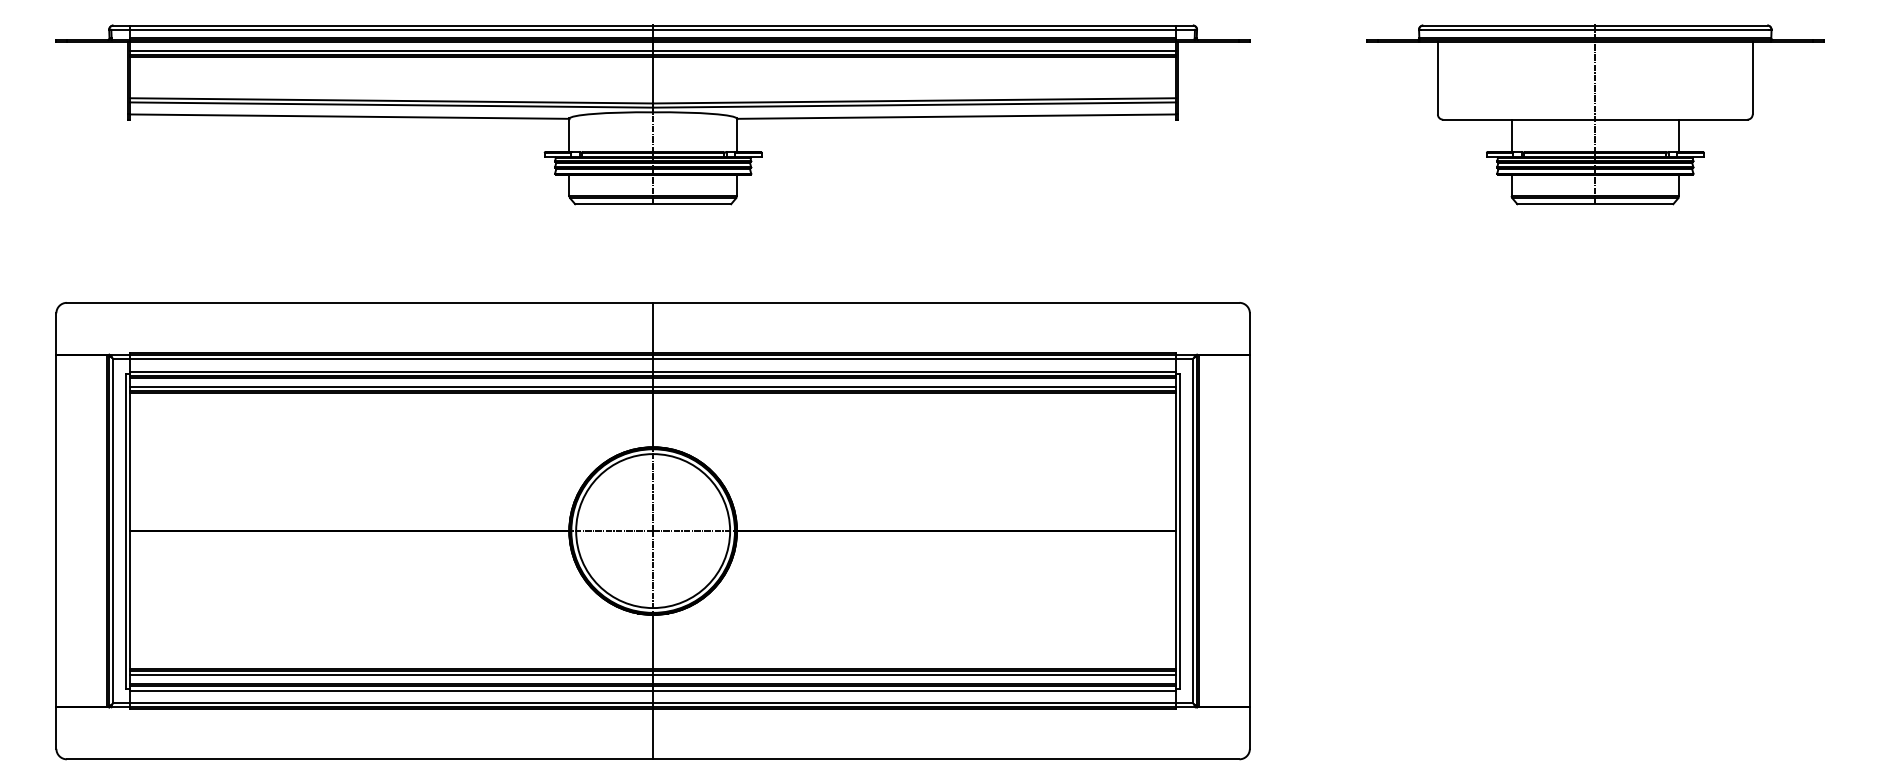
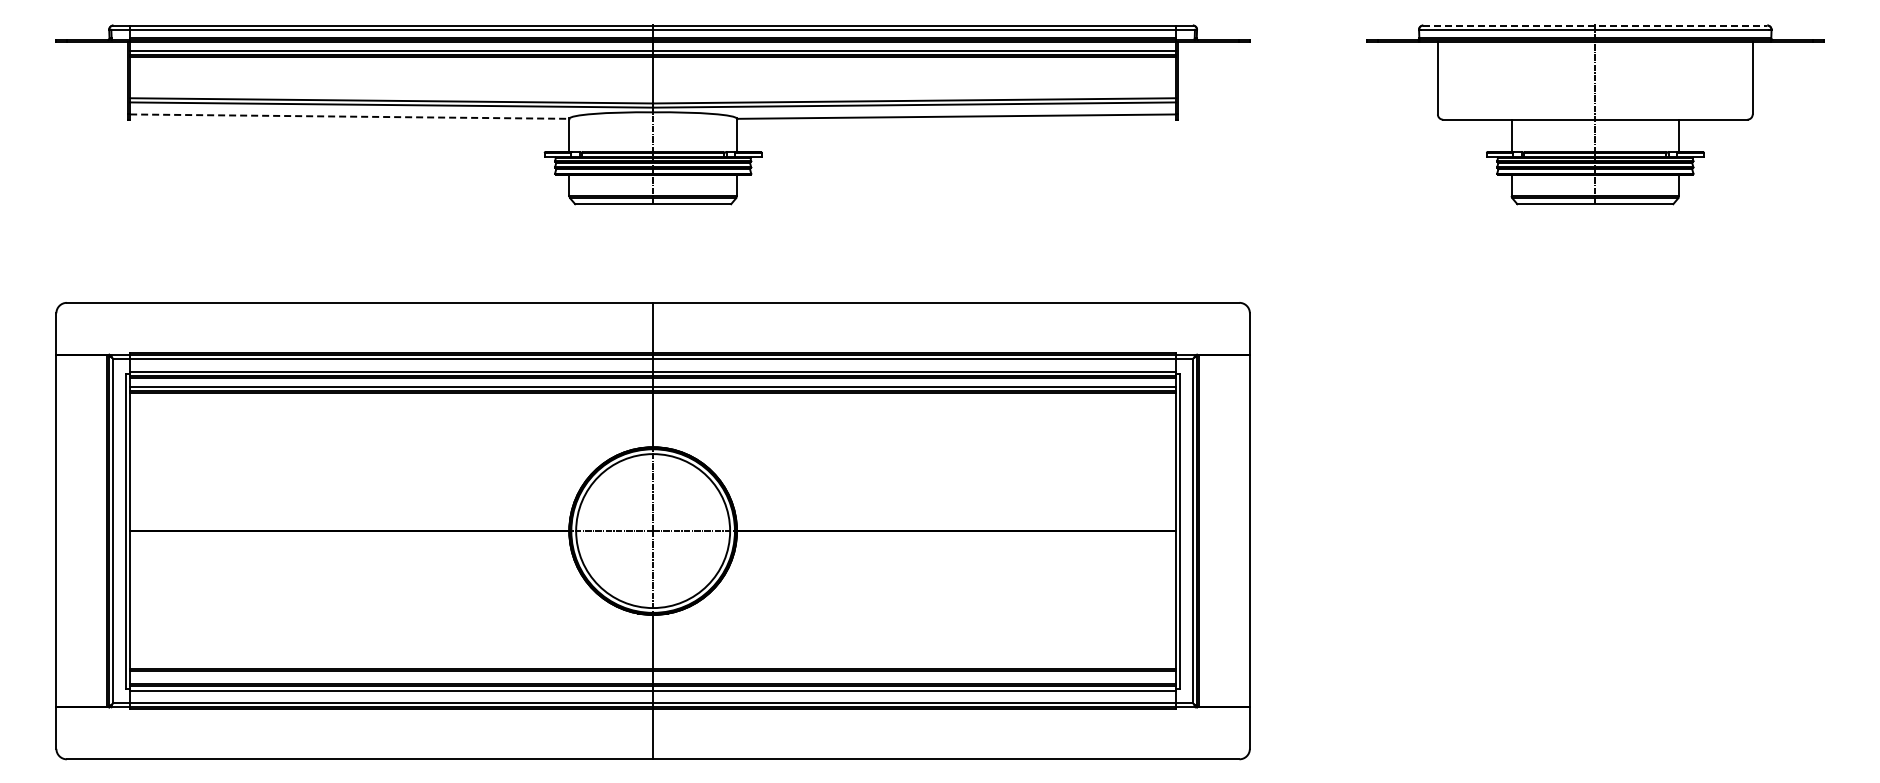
line: solid -> dashed (1595, 25)
line: solid -> dashed (349, 116)
line: present -> none (653, 674)
